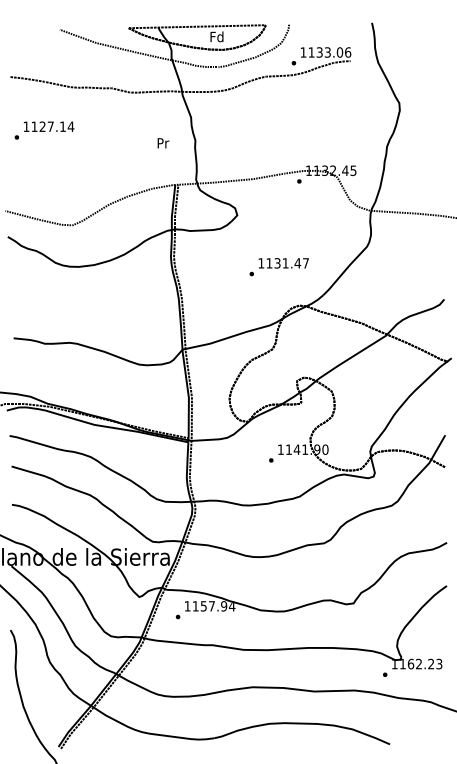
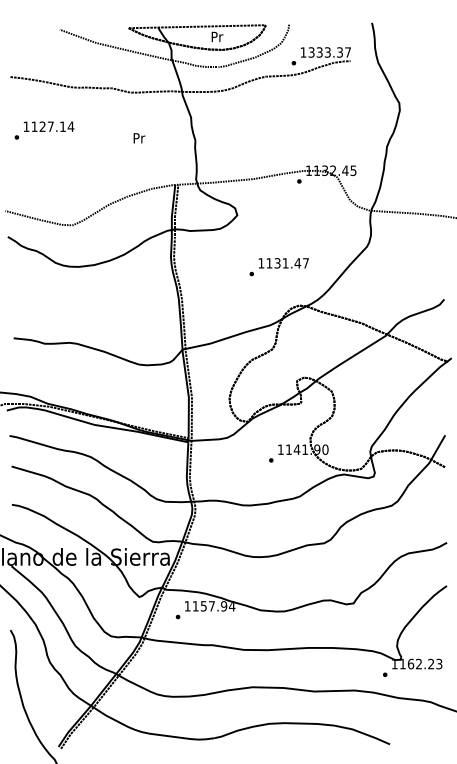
text: Fd -> Pr (216, 36)
text: 1133.06 -> 1333.37 (329, 52)
text position: (163, 143) -> (139, 138) (139, 138)
